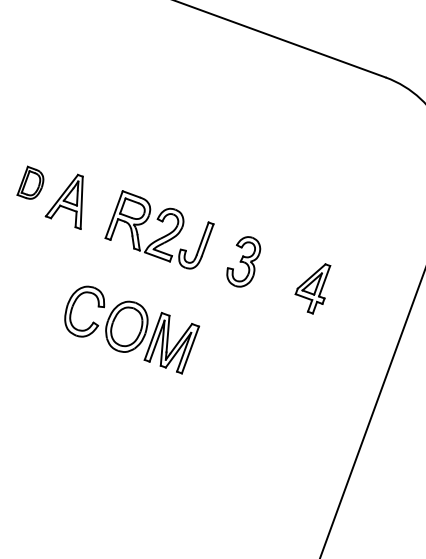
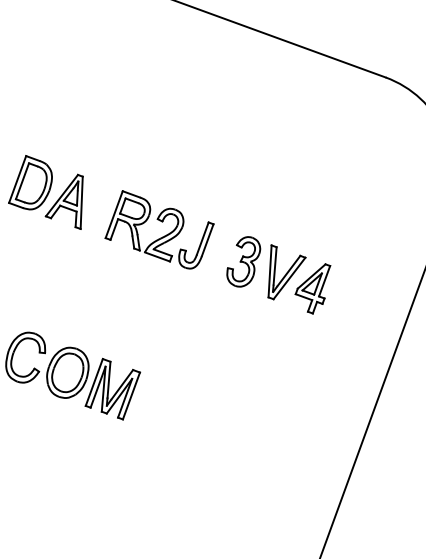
part size: 29x35 px -> 45x56 px (30, 182)
part: none -> present (286, 272)
part position: (132, 329) -> (73, 375) (73, 375)
